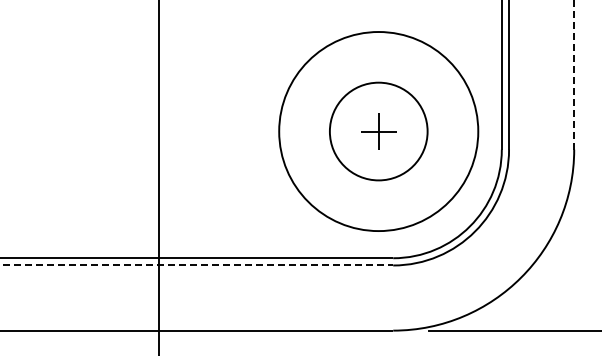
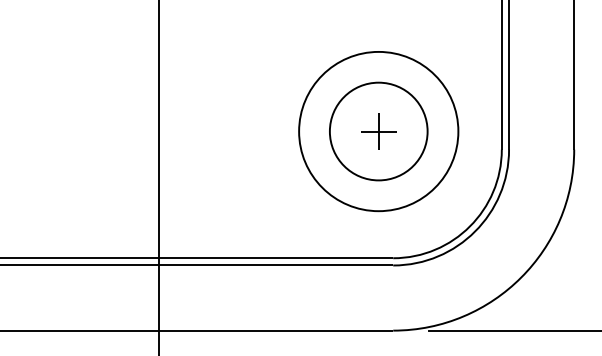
line: dashed -> solid (574, 74)
circle diameter: 199 px -> 159 px (378, 131)
line: dashed -> solid (197, 265)
